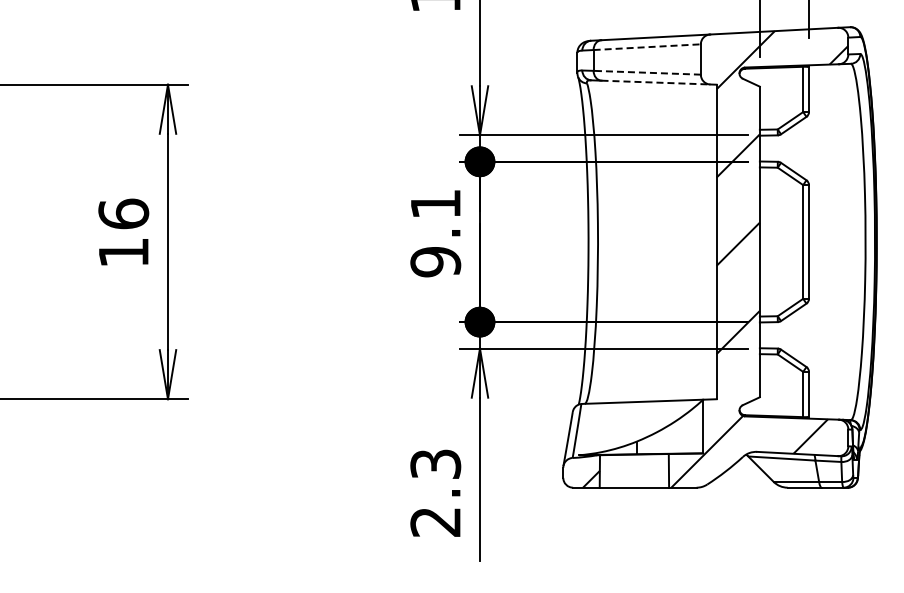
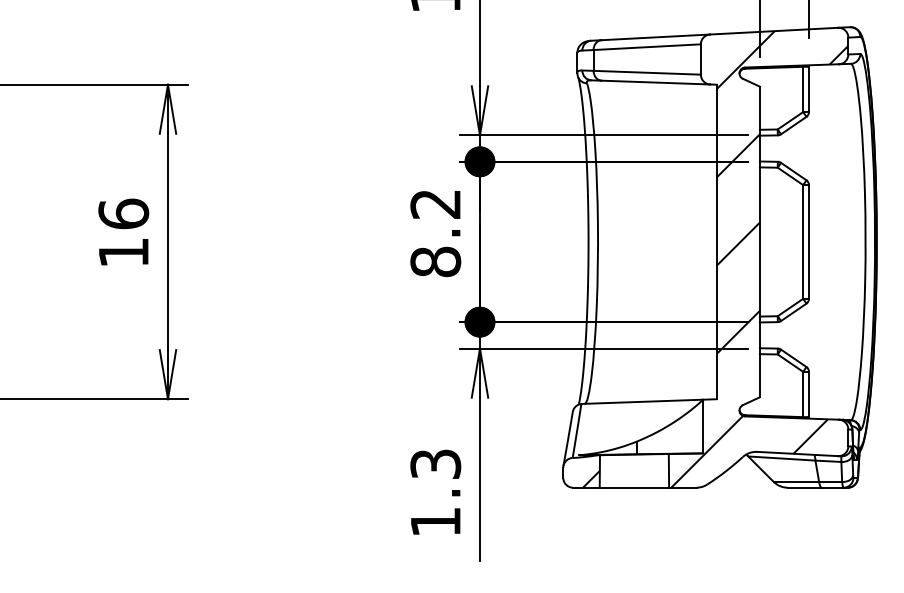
line: dashed -> solid (647, 47)
line: dashed -> solid (647, 72)
line: dashed -> solid (656, 82)
text: 9.1 -> 8.2 (435, 233)
text: 2.3 -> 1.3 (435, 522)
